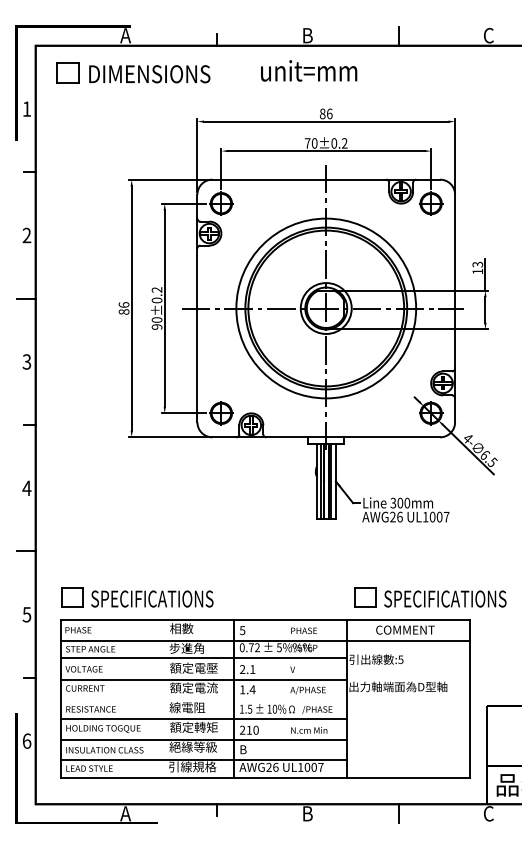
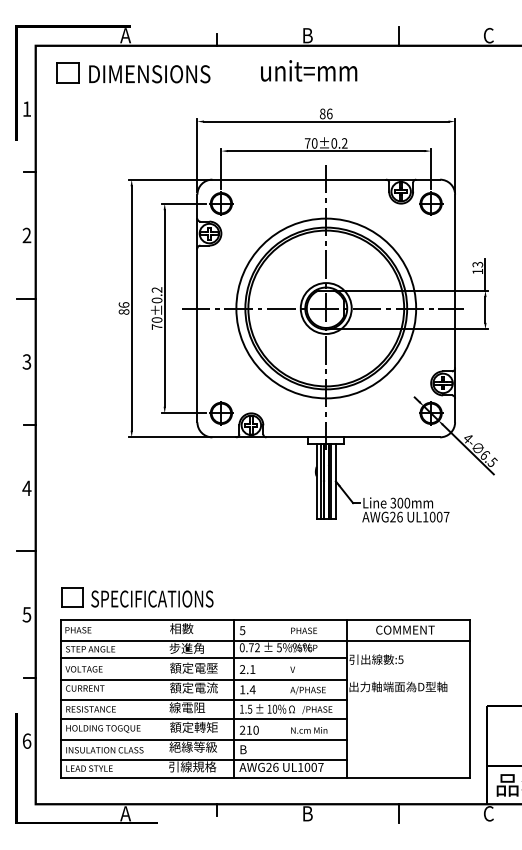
text: 90±0.2 -> 70±0.2 (156, 326)
part: present -> none (430, 597)
line: none -> present (203, 699)
